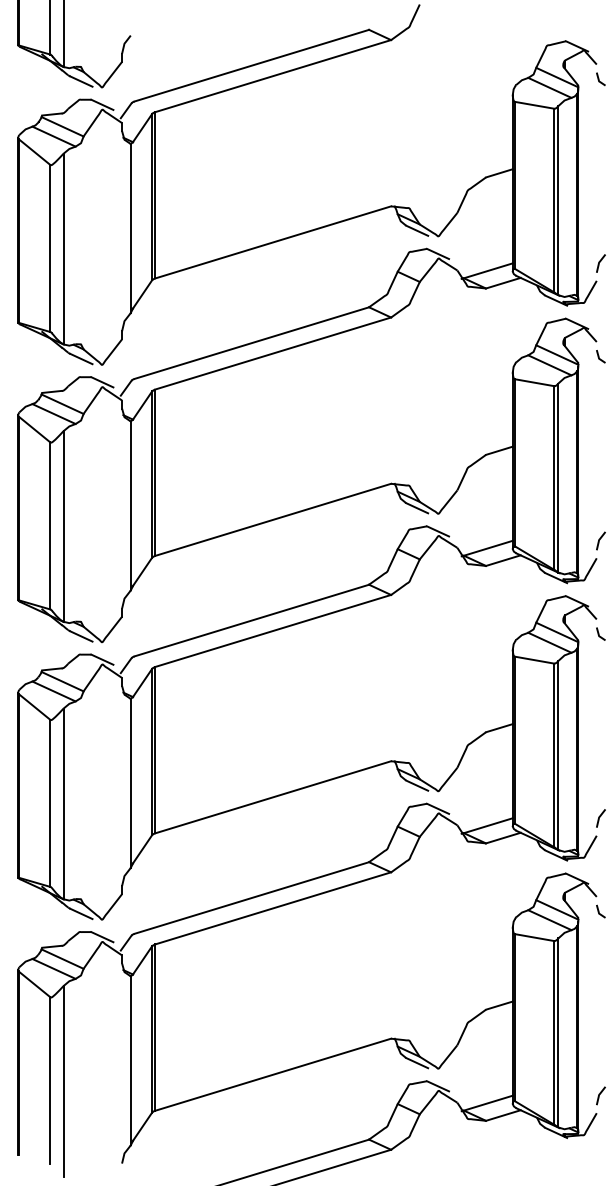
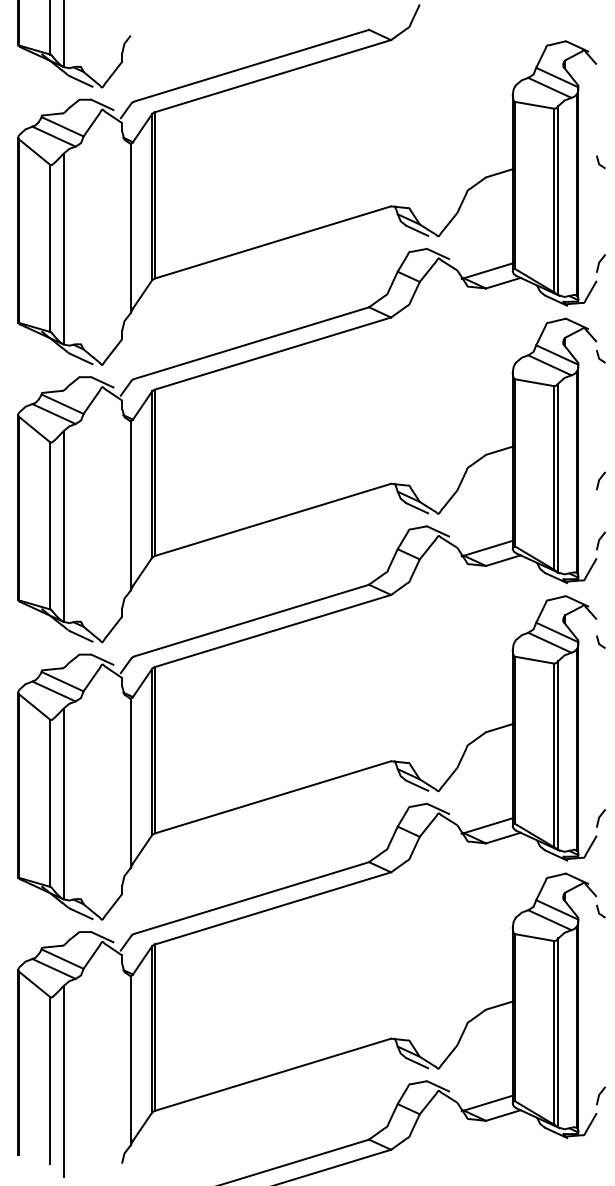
curve position: (599, 79) -> (599, 162) (599, 162)
curve: none -> present (600, 479)
curve position: (599, 633) -> (599, 641) (599, 641)
